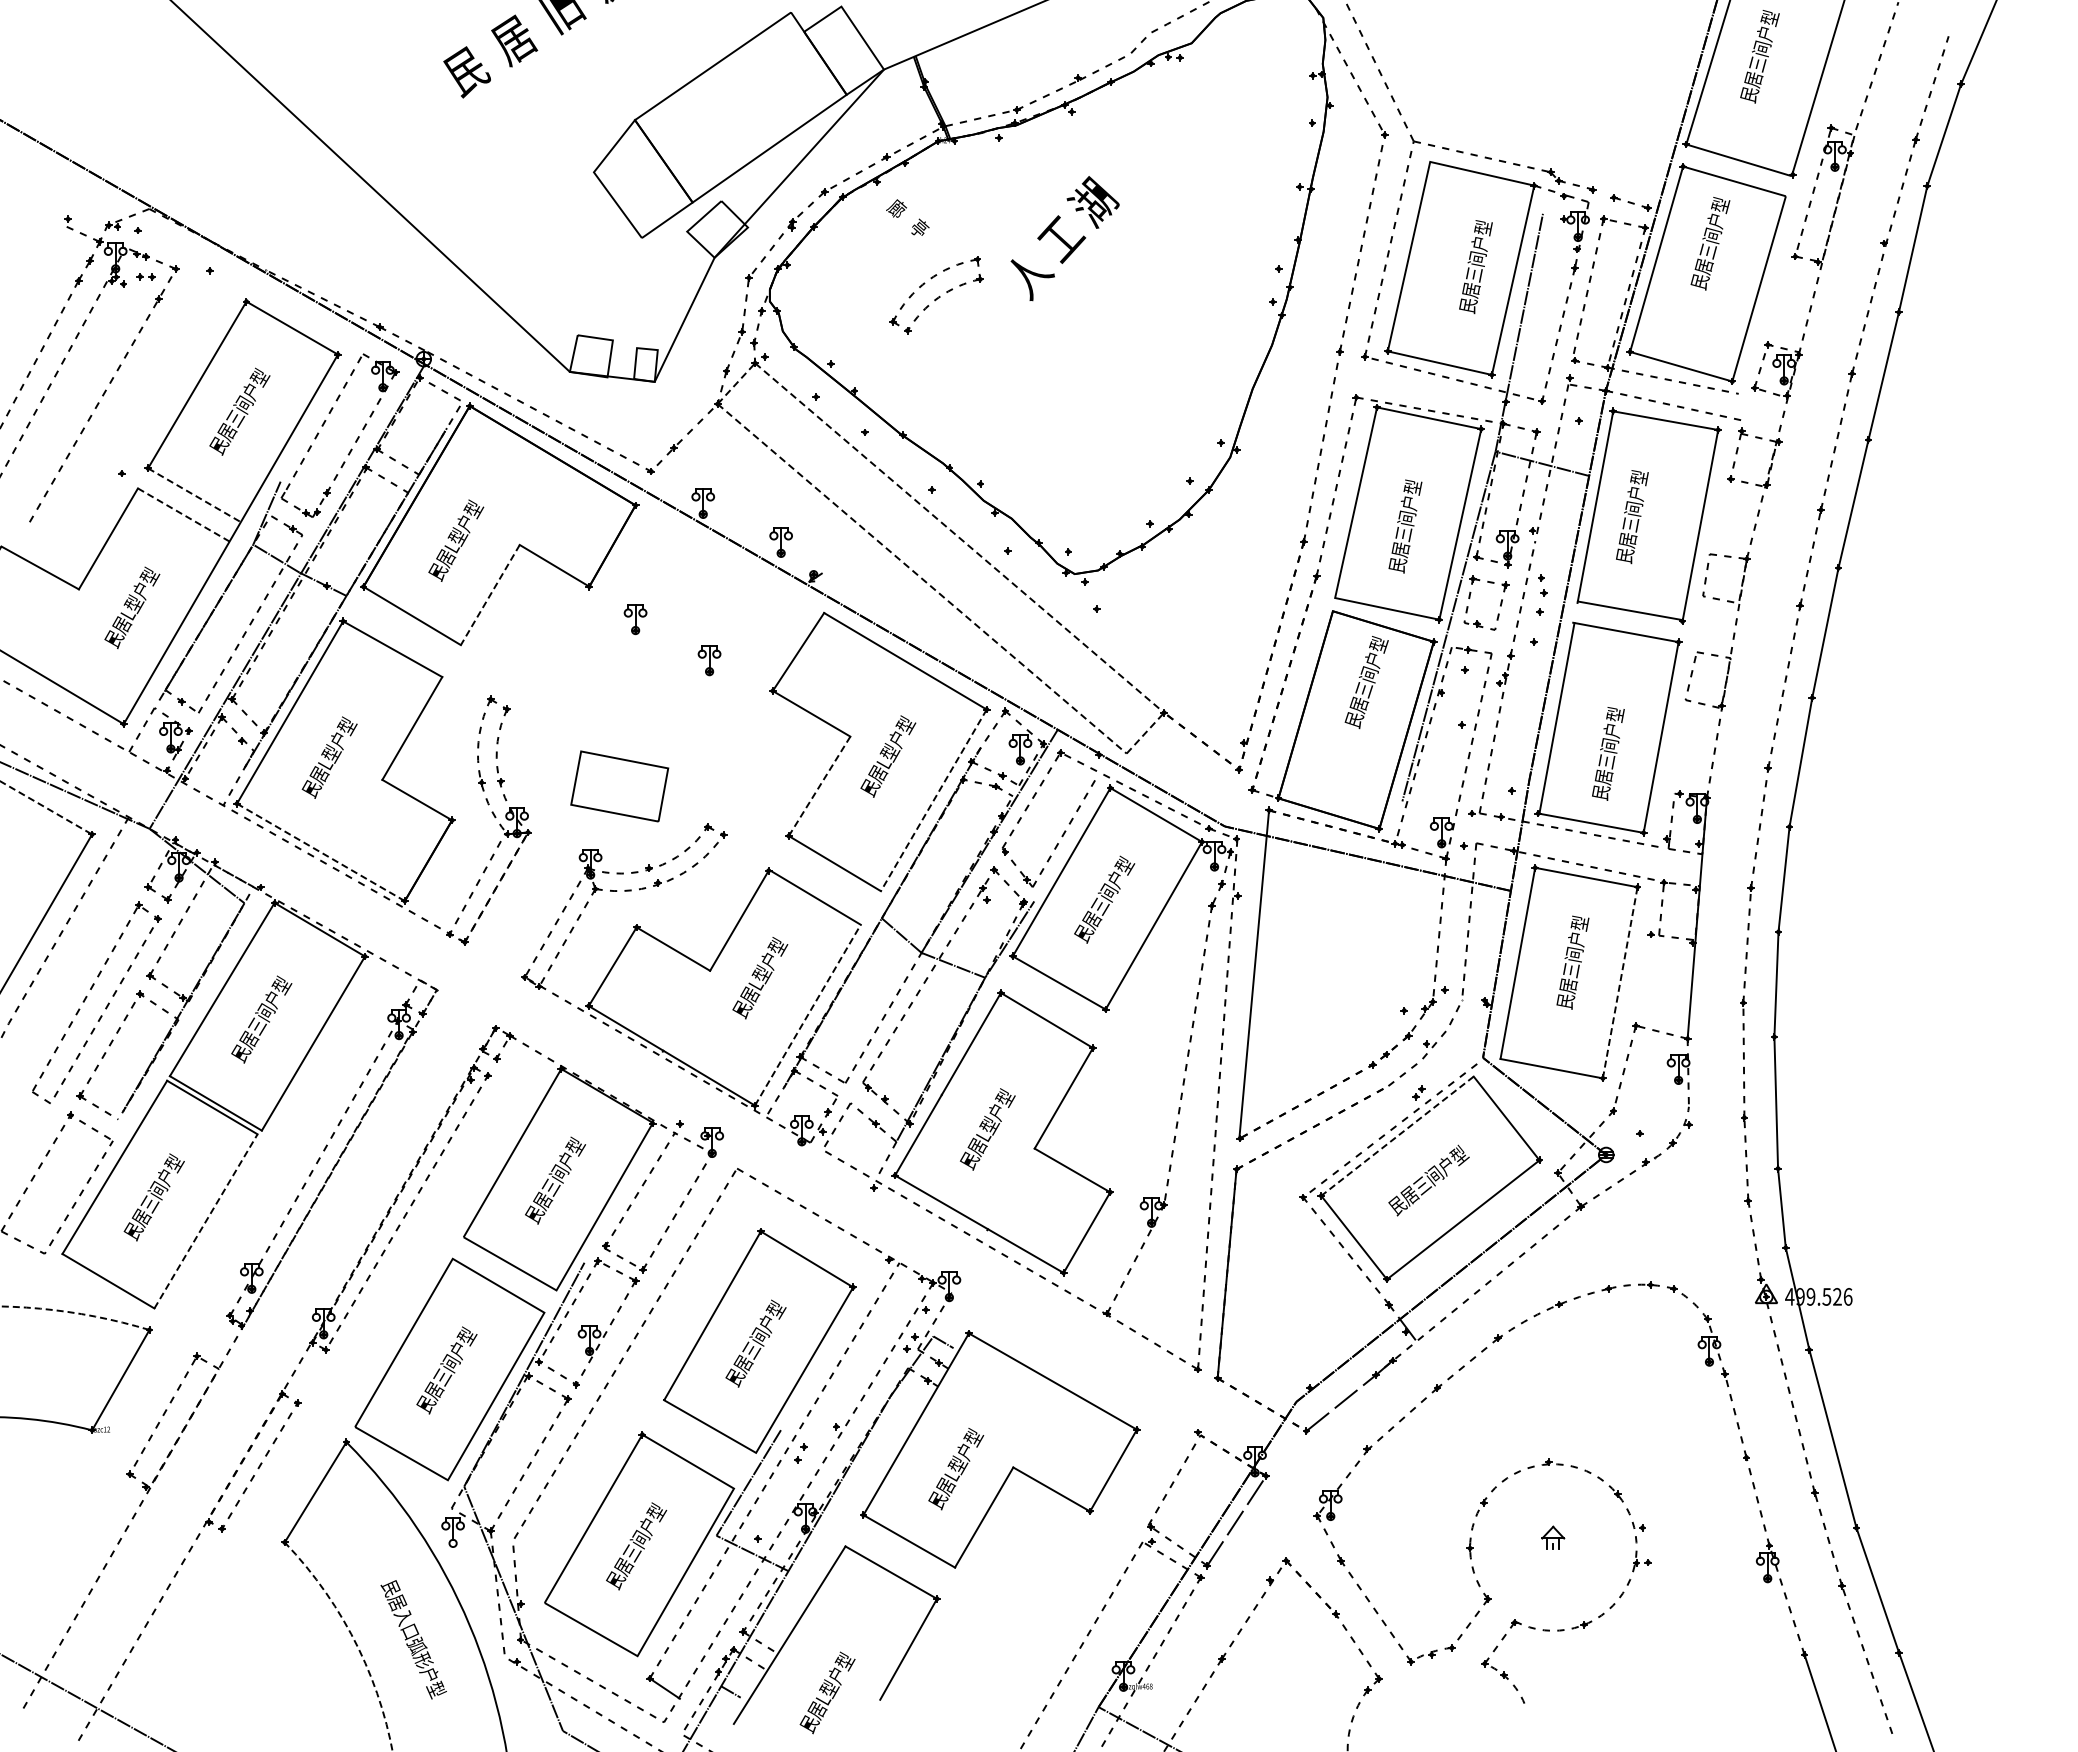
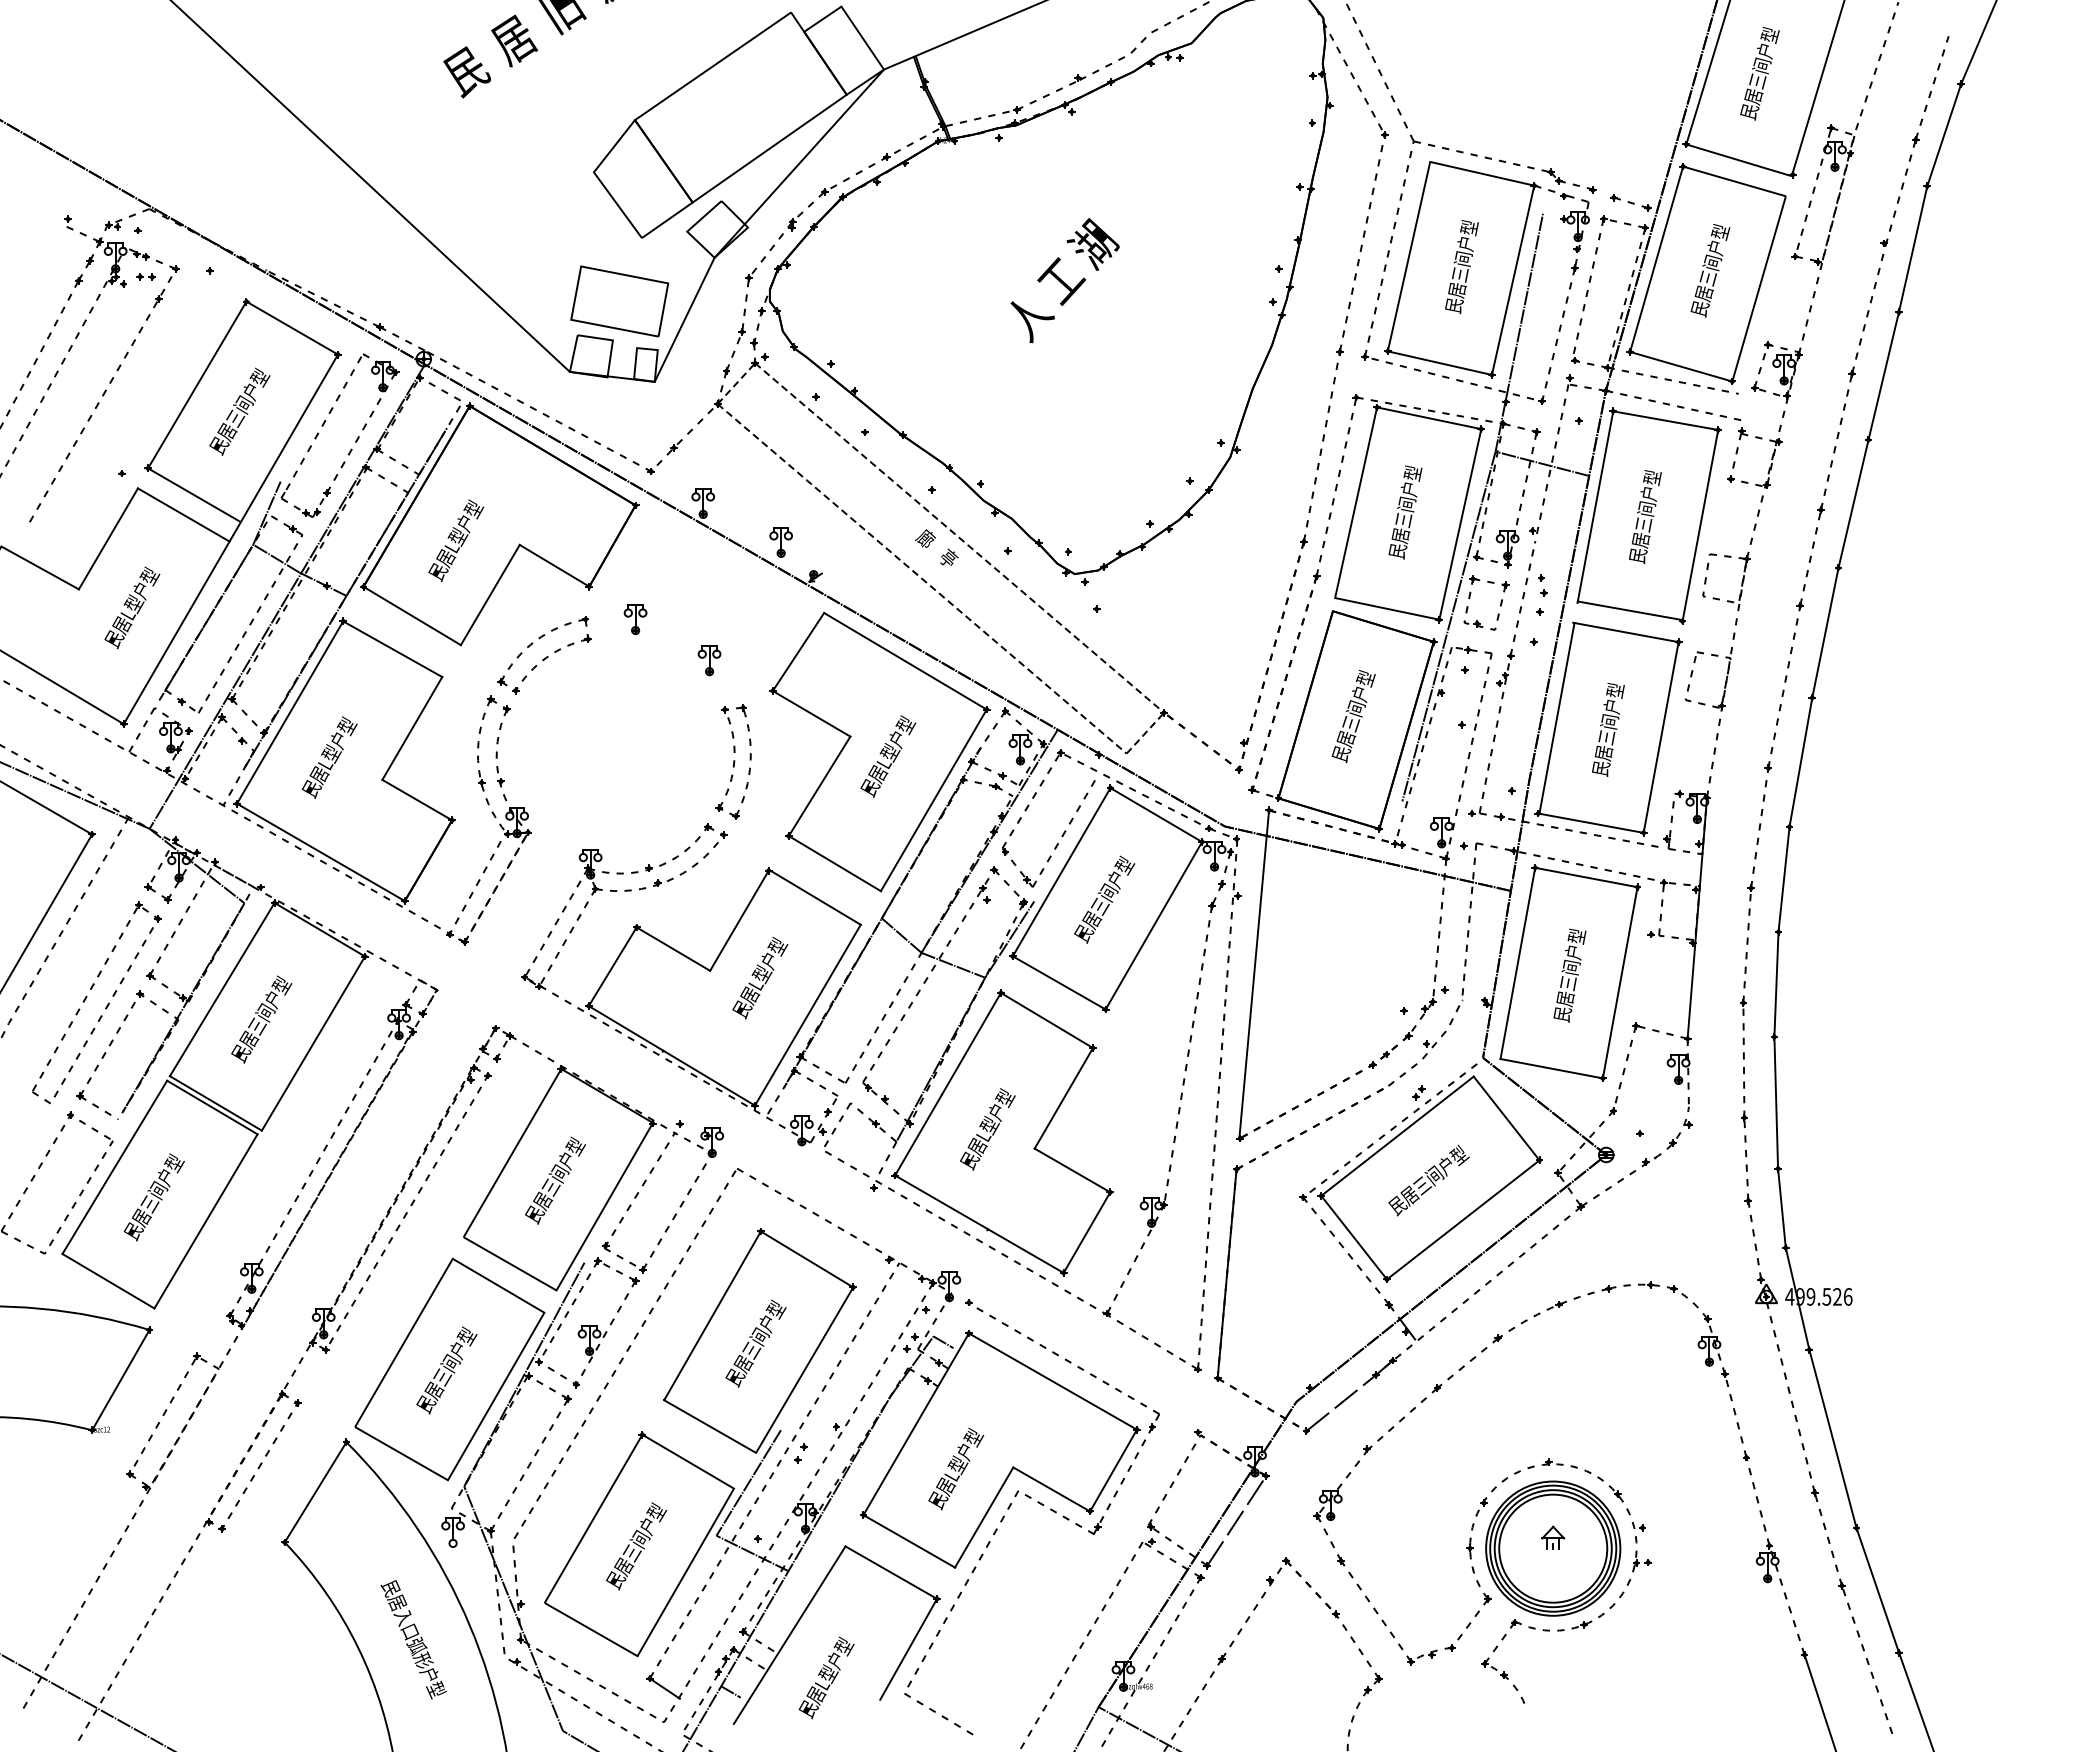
text position: (1759, 56) -> (1759, 73) (1759, 73)
text position: (907, 217) -> (936, 547) (936, 547)
text position: (1064, 238) -> (1064, 280) (1064, 280)
text position: (1710, 243) -> (1710, 270) (1710, 270)
text position: (1475, 267) -> (1461, 267) (1461, 267)
part position: (936, 295) -> (544, 655) (544, 655)
line: dashed -> solid (193, 494)
line: dashed -> solid (183, 515)
text position: (1632, 517) -> (1645, 517) (1645, 517)
text position: (1405, 526) -> (1405, 512) (1405, 512)
line: dashed -> solid (490, 595)
text position: (1366, 682) -> (1353, 716) (1353, 716)
text position: (1608, 753) -> (1608, 729) (1608, 729)
part: none -> present (733, 761)
part position: (619, 786) -> (619, 301) (619, 301)
line: dashed -> solid (819, 786)
line: dashed -> solid (933, 800)
line: dashed -> solid (46, 807)
line: dashed -> solid (321, 852)
text position: (1572, 962) -> (1569, 975) (1569, 975)
line: dashed -> solid (1620, 982)
line: dashed -> solid (807, 1015)
line: dashed -> solid (1397, 1136)
line: dashed -> solid (206, 1220)
arc: dashed -> solid (74, 1313)
part: none -> present (1041, 1505)
part: none -> present (1553, 1548)
arc: dashed -> solid (353, 1639)
text position: (827, 1692) -> (826, 1677) (826, 1677)
